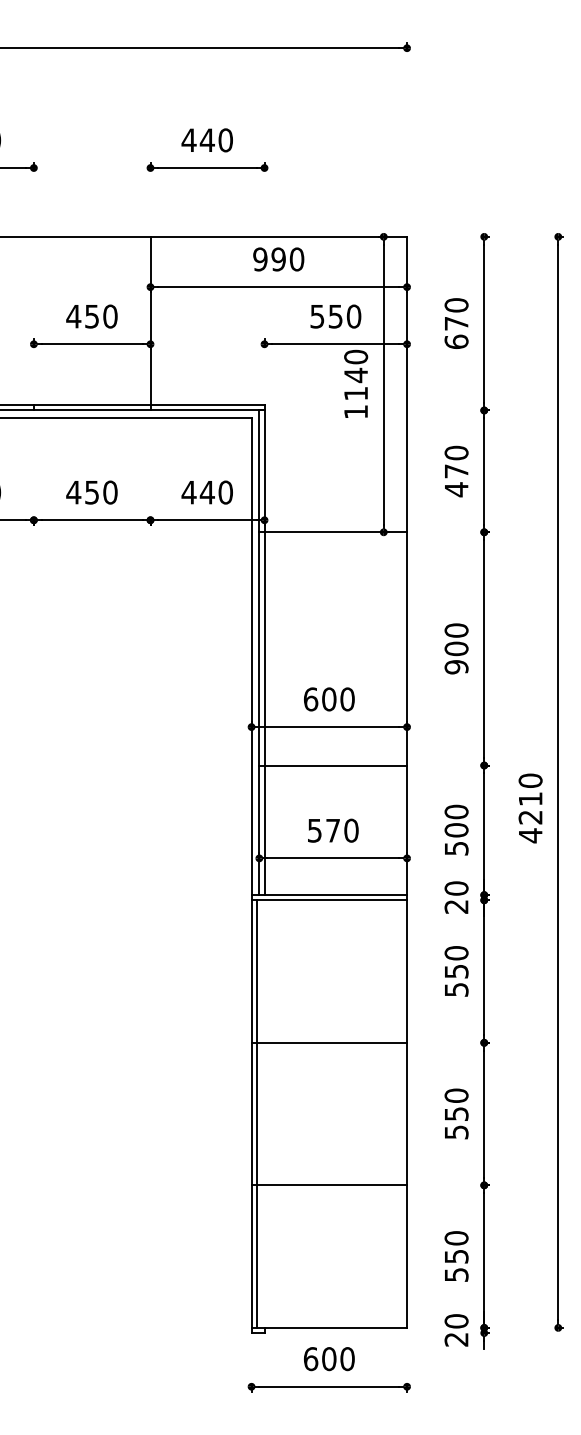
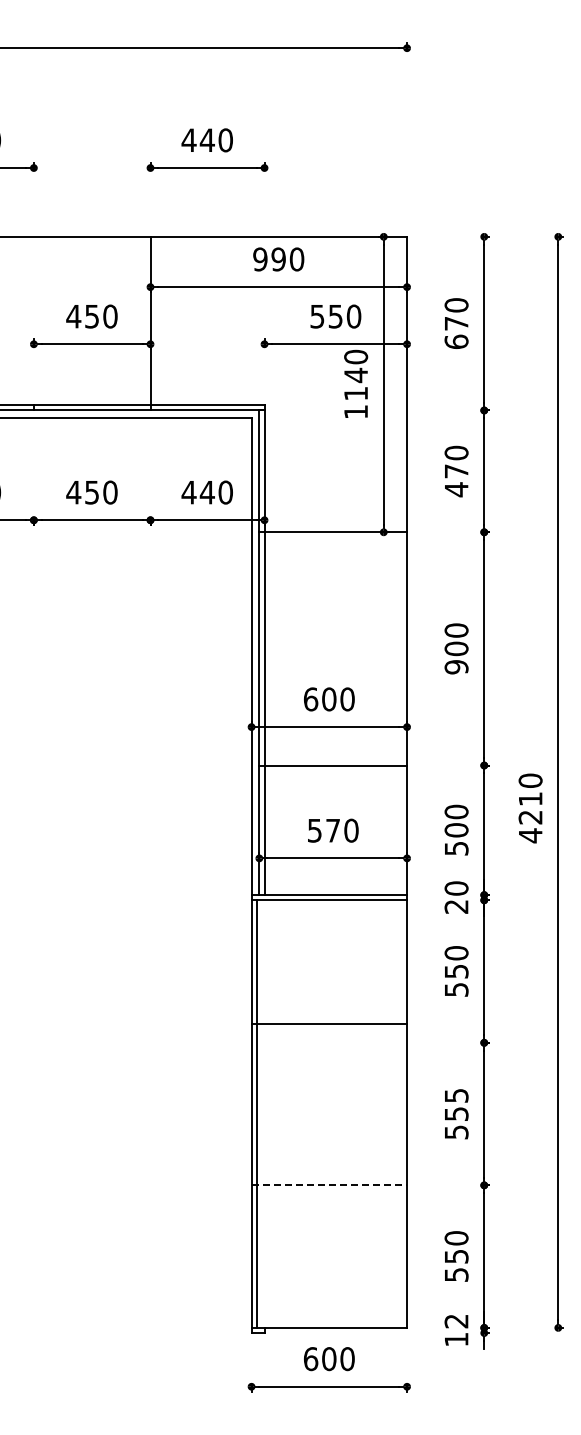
line position: (329, 1042) -> (329, 1023) (329, 1023)
text: 550 -> 555 (456, 1095)
line: solid -> dashed (329, 1185)
text: 20 -> 12 (456, 1330)
